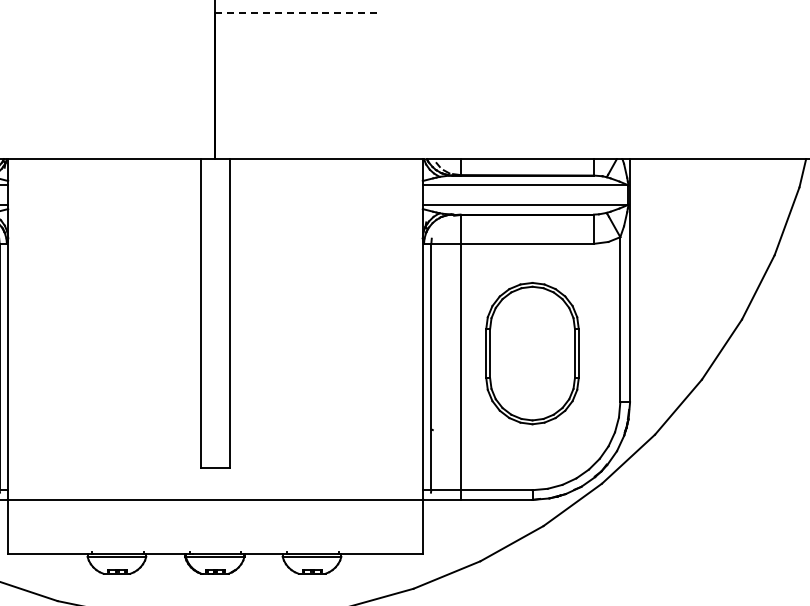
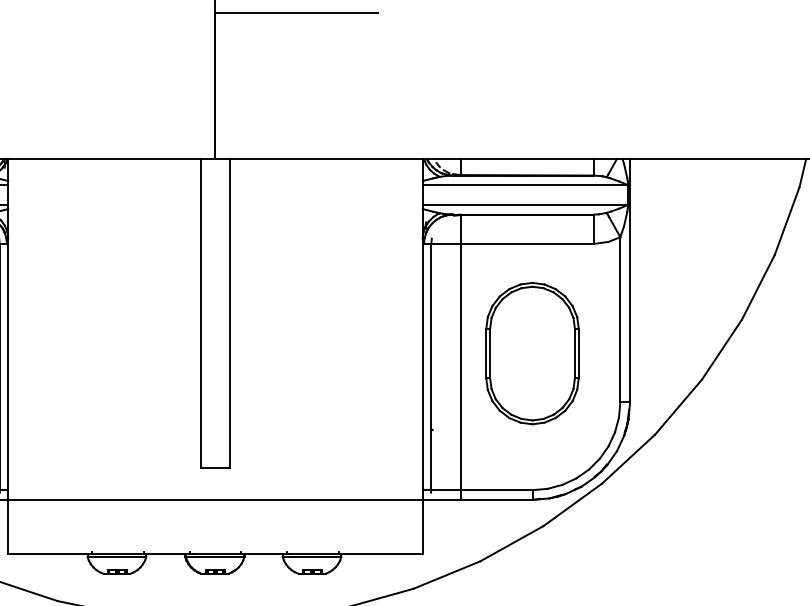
line: dashed -> solid (297, 12)
